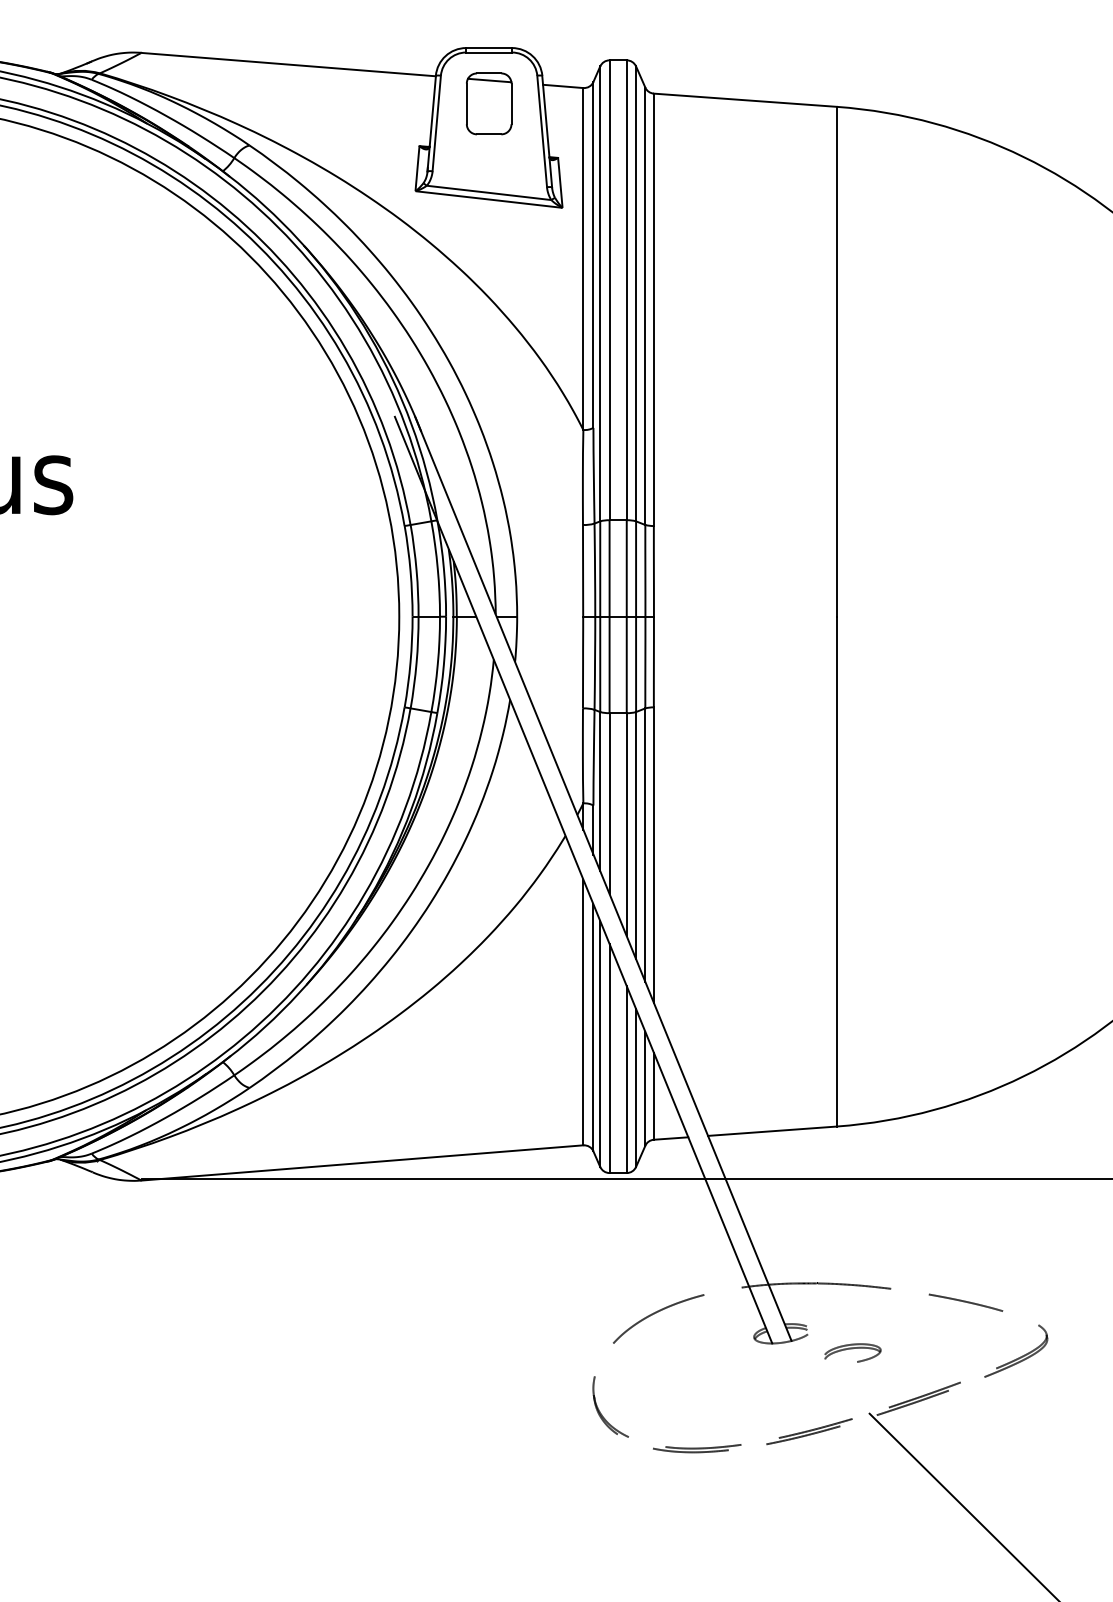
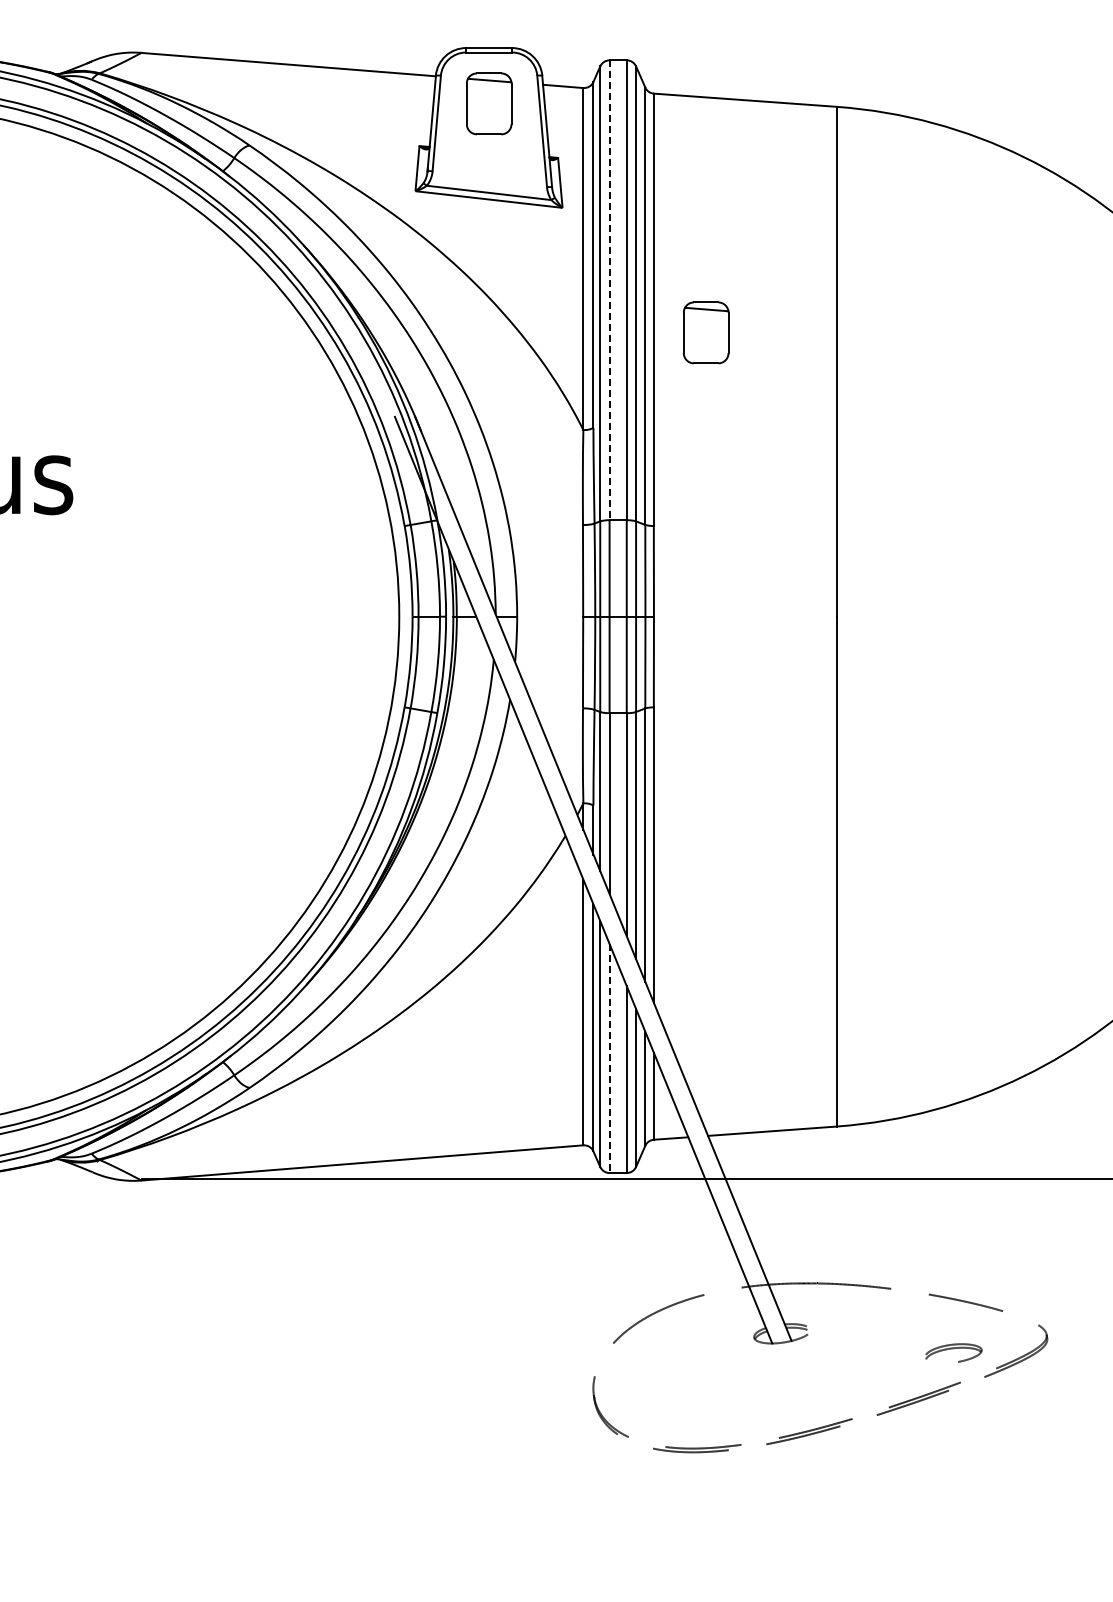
line: solid -> dashed (609, 290)
part: none -> present (706, 332)
line: solid -> dashed (609, 1058)
part position: (852, 1352) -> (953, 1352) (953, 1352)
line: present -> none (962, 1505)
